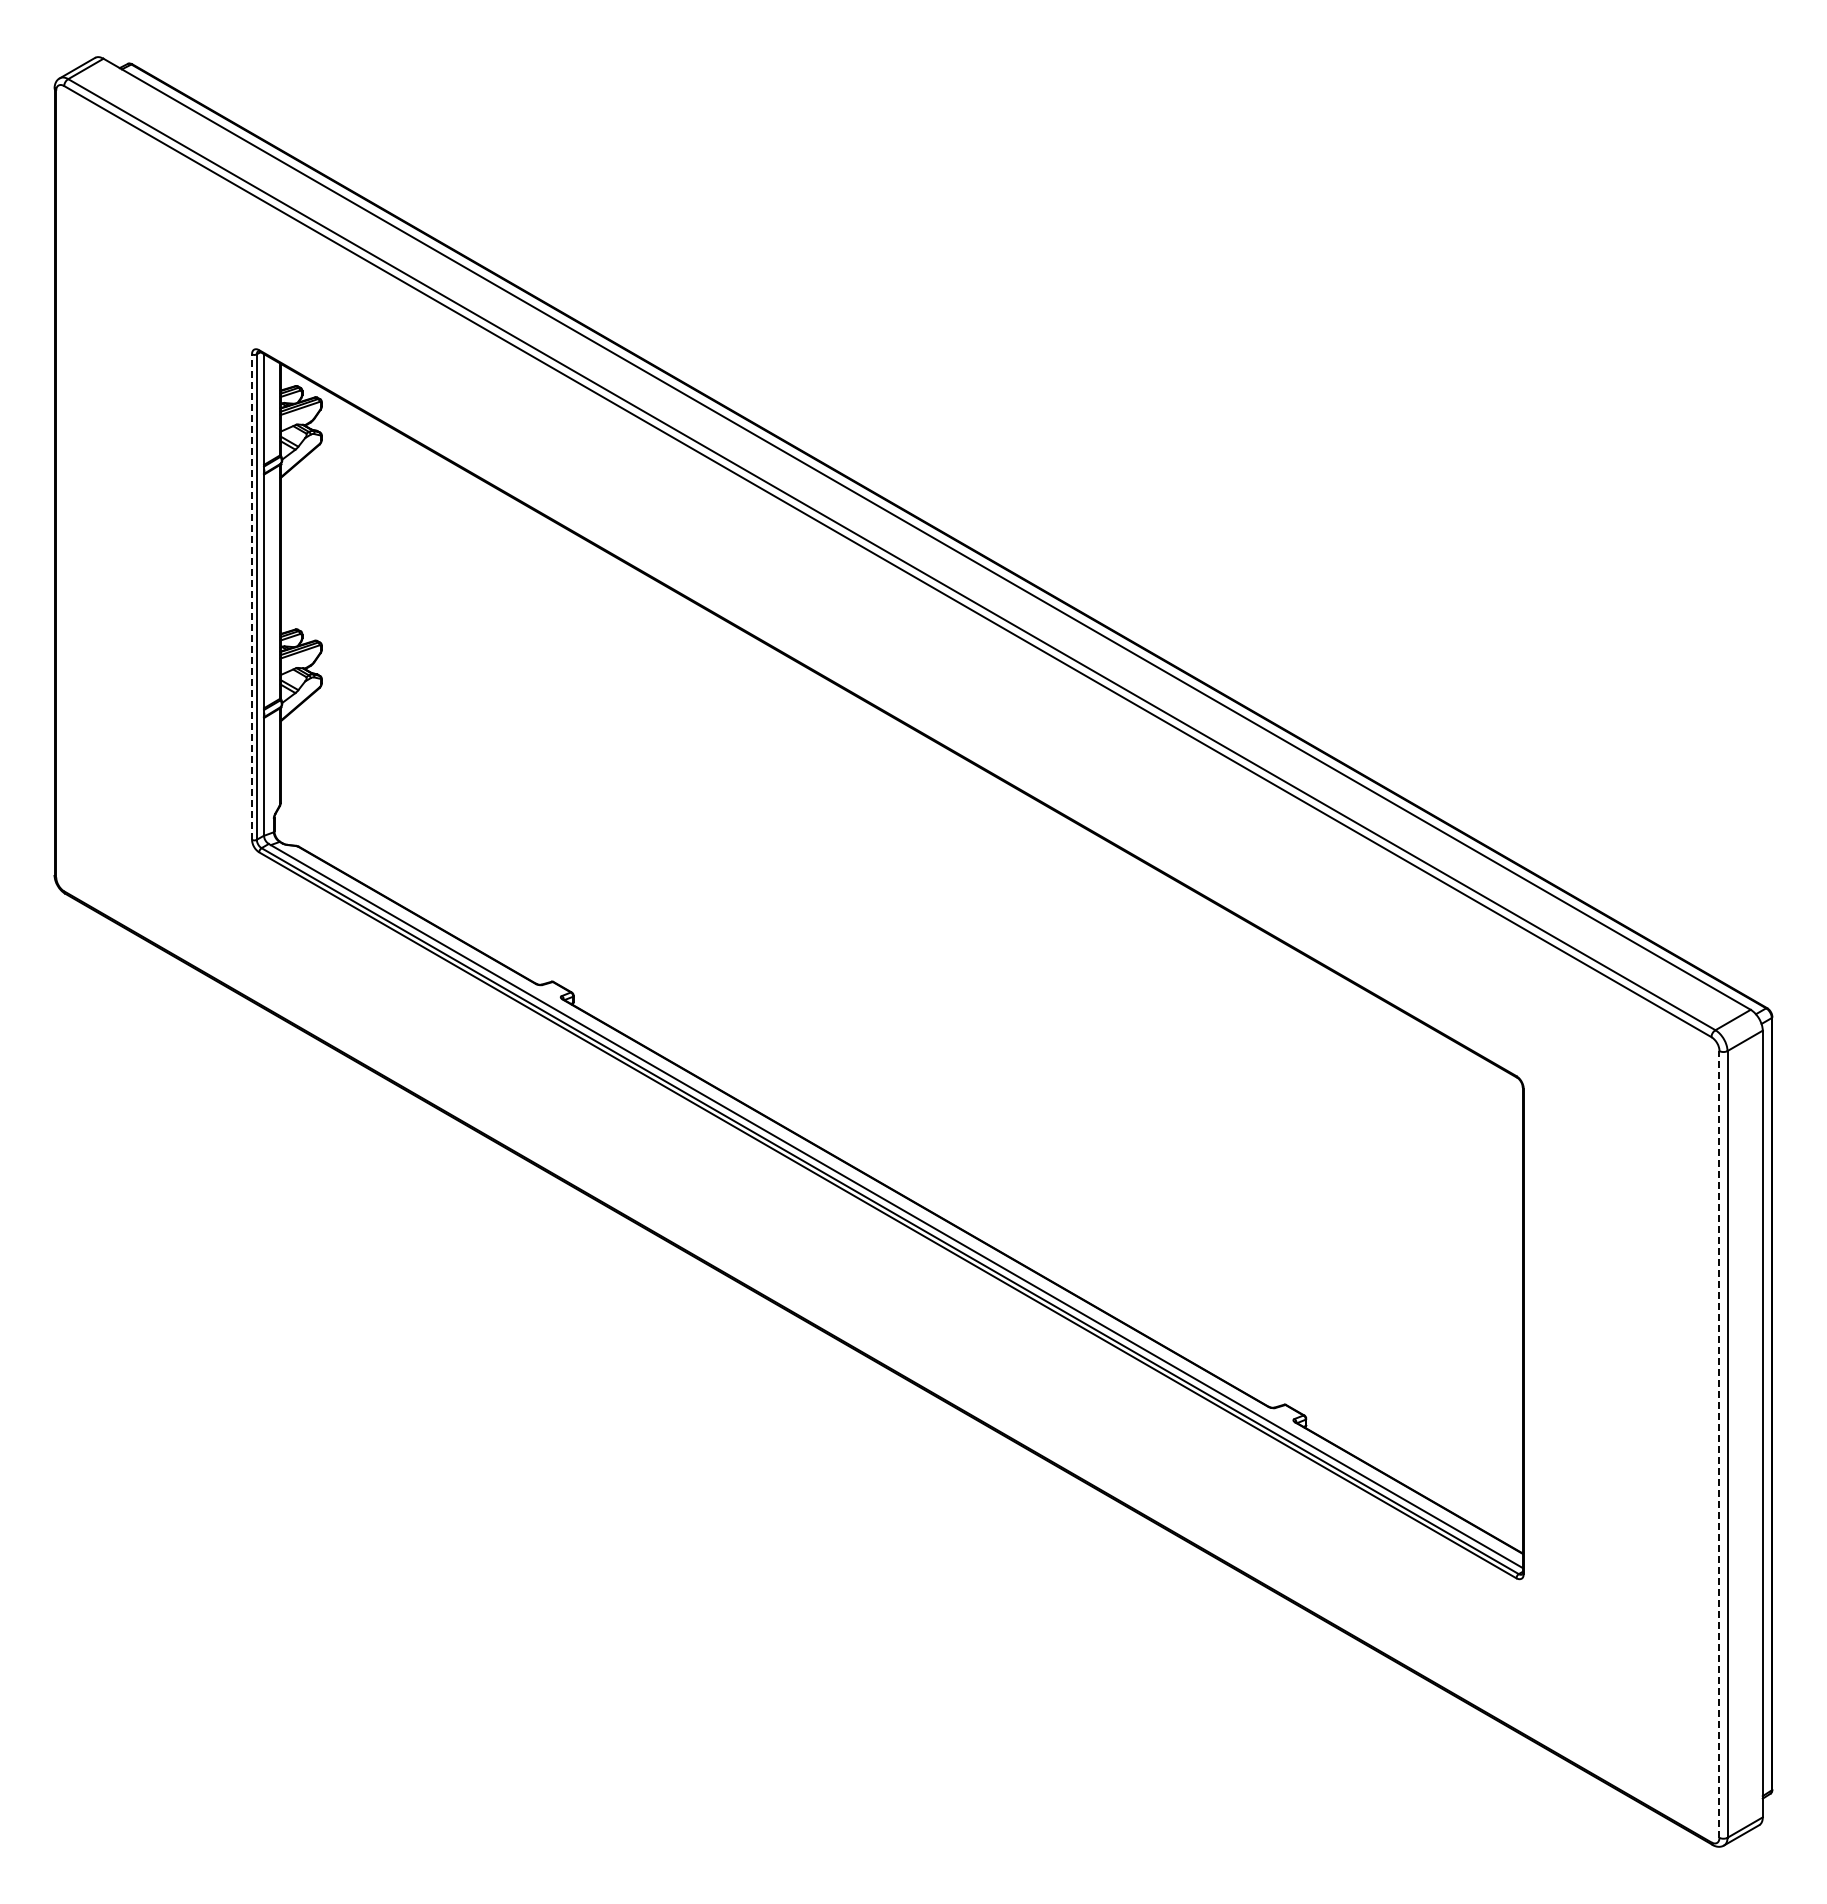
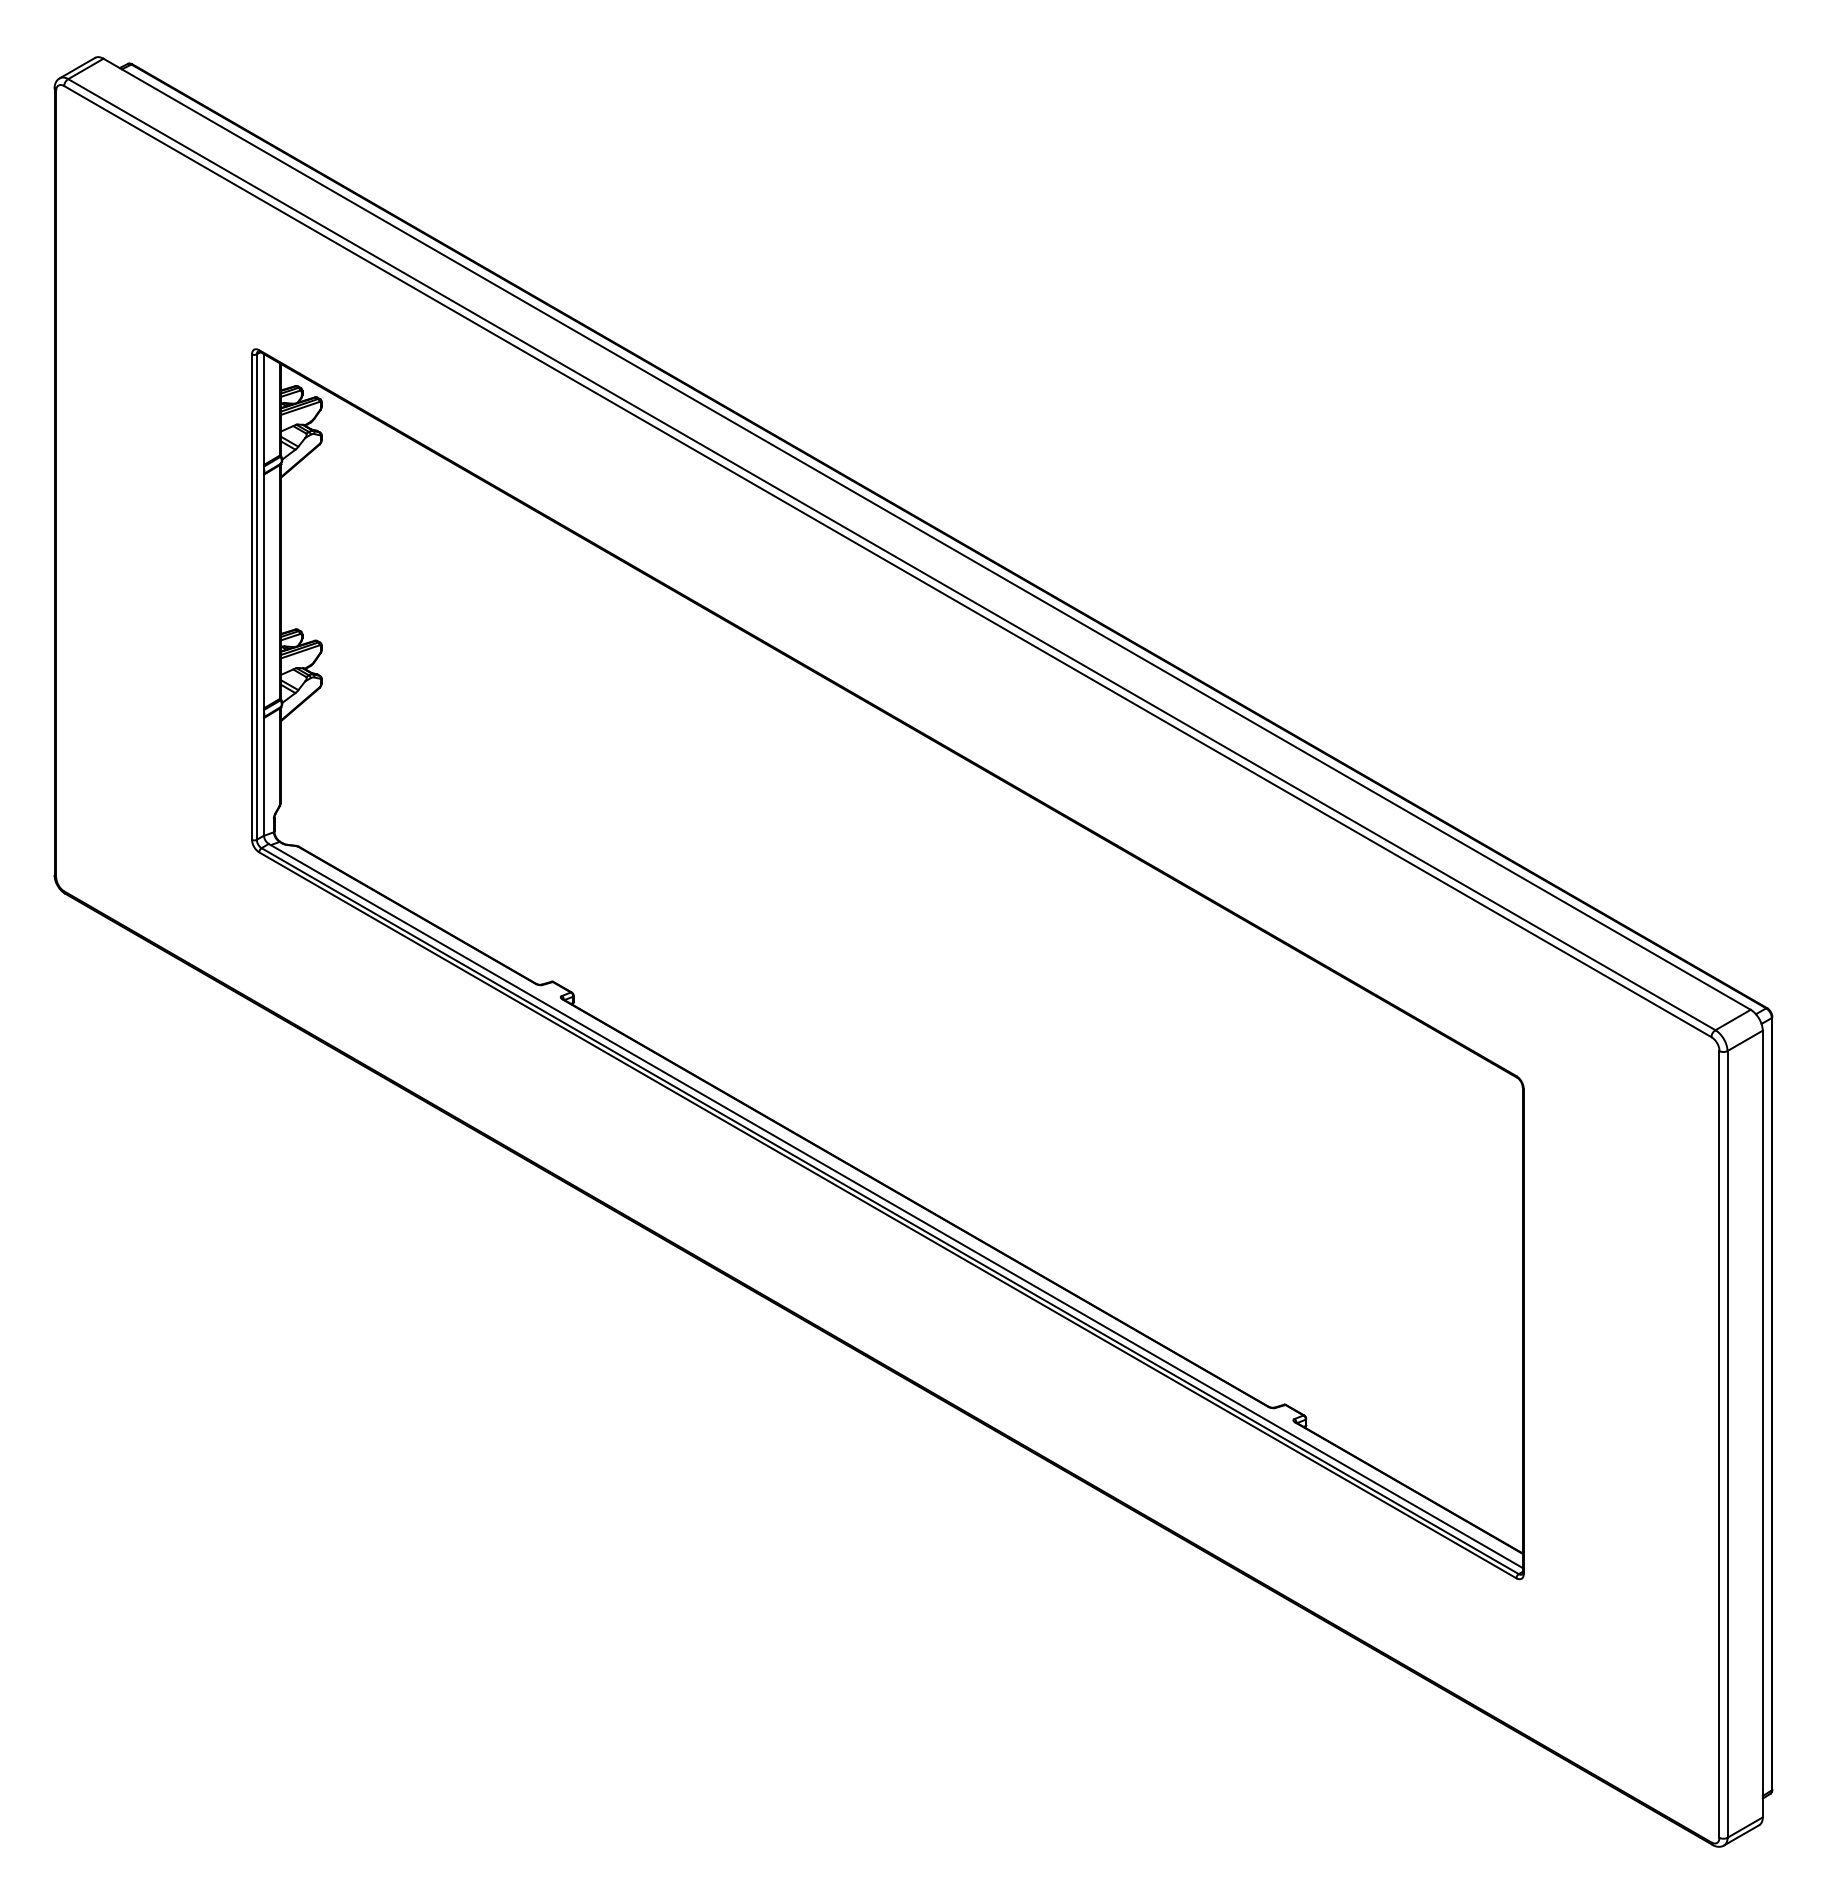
line: dashed -> solid (252, 597)
line: dashed -> solid (1719, 1443)
